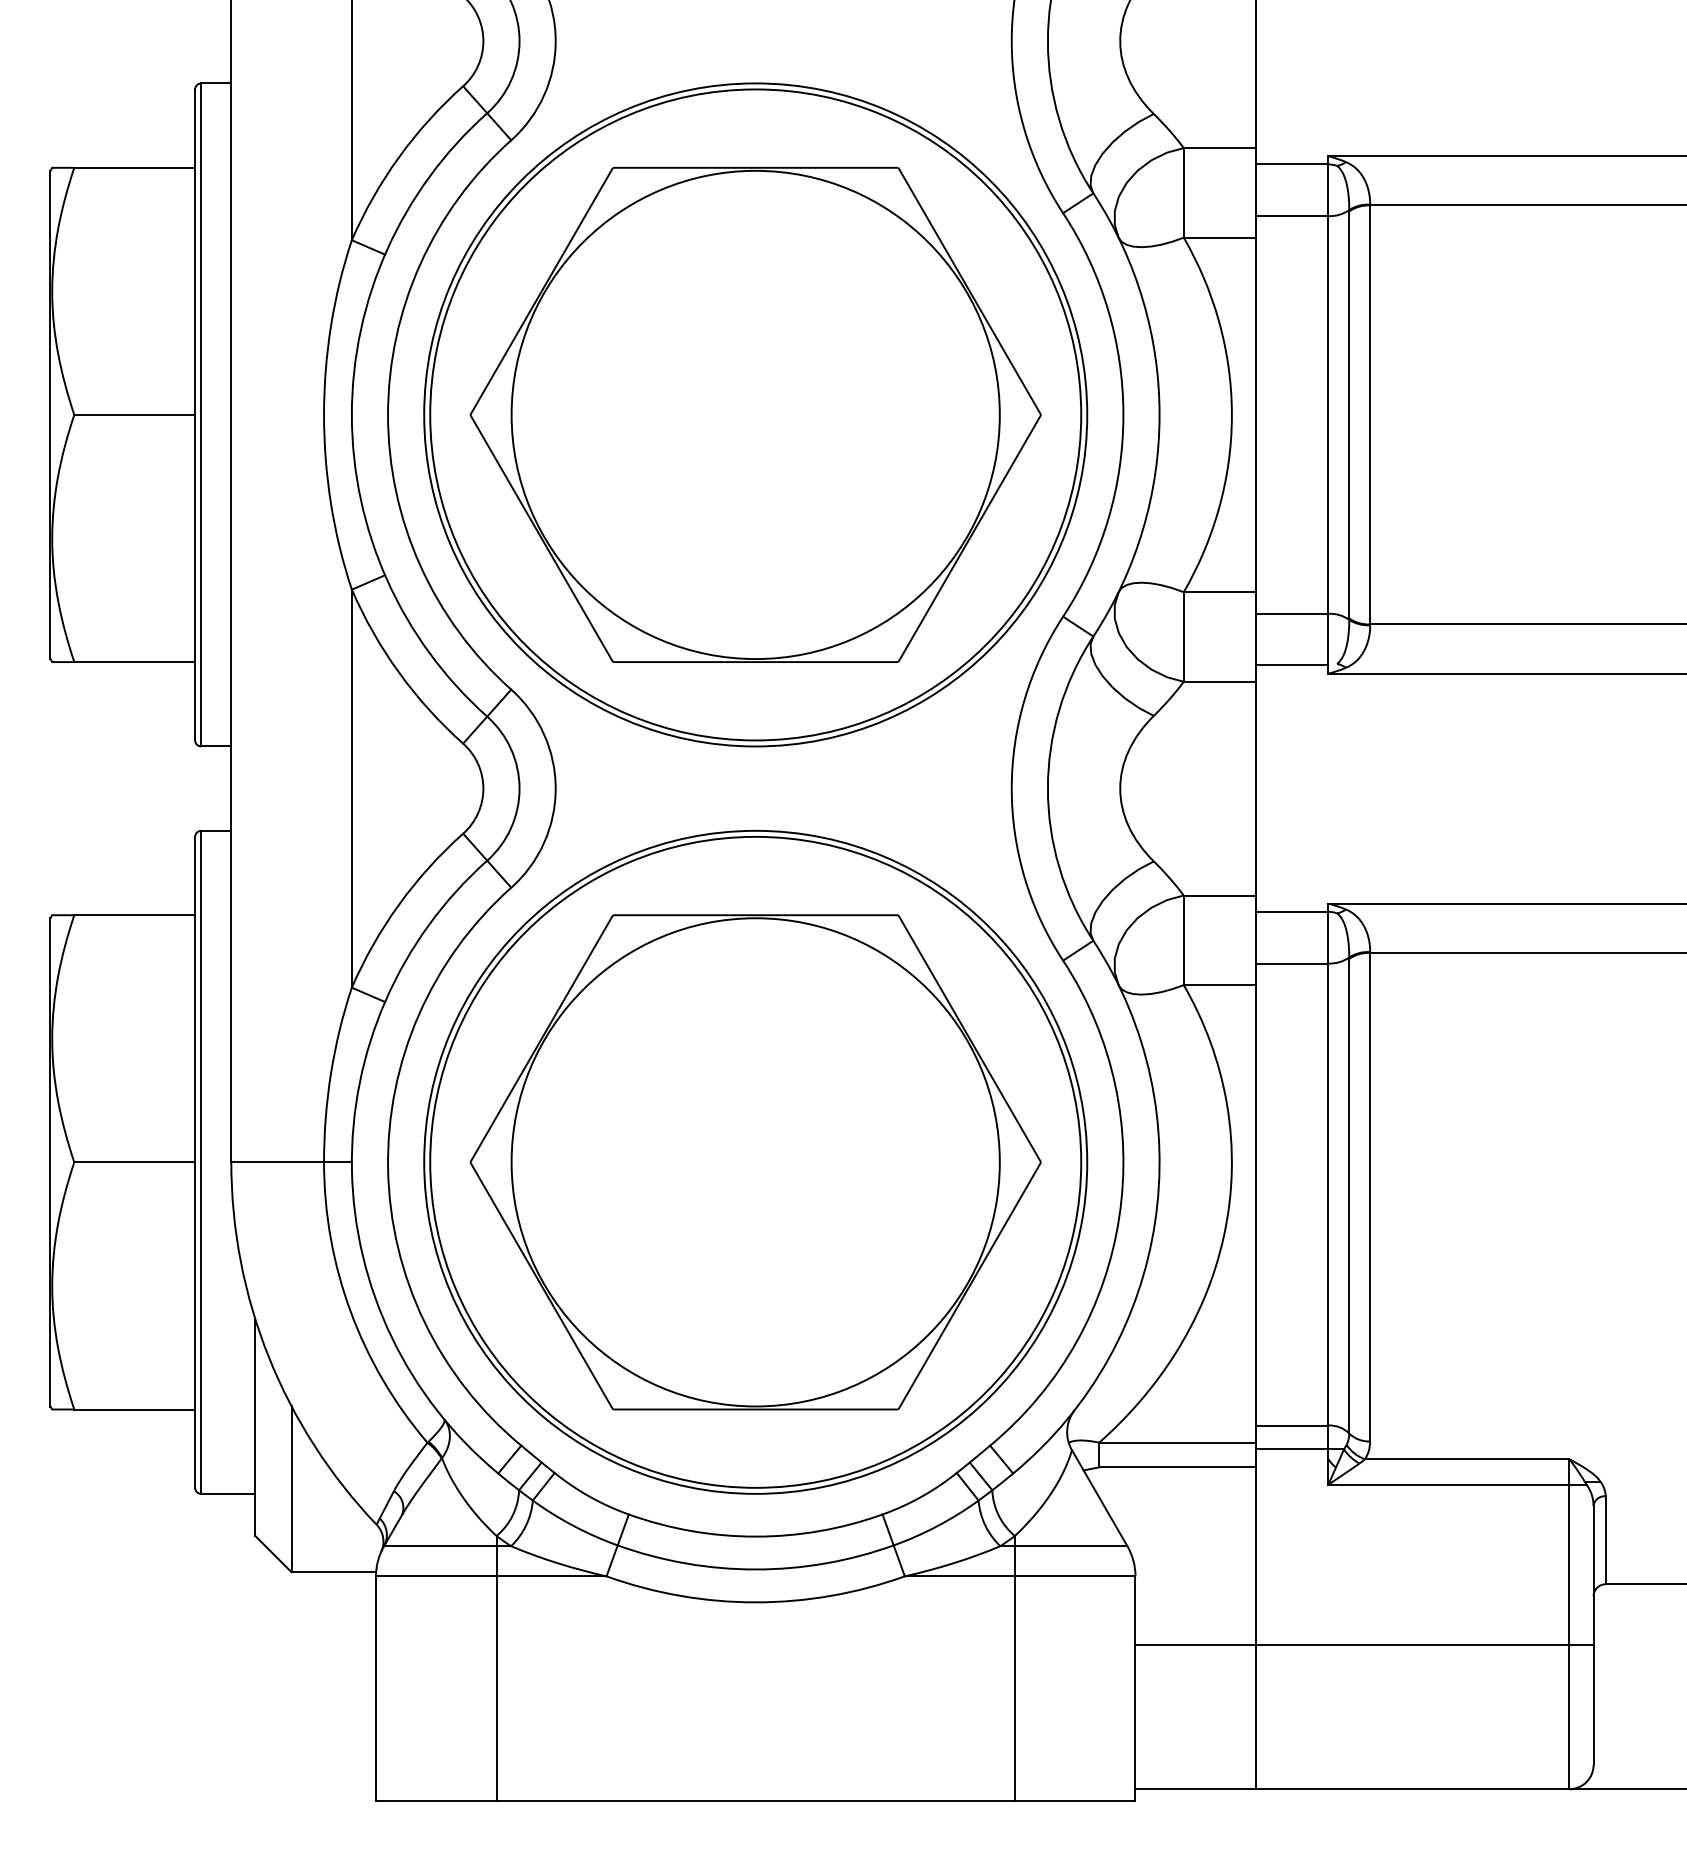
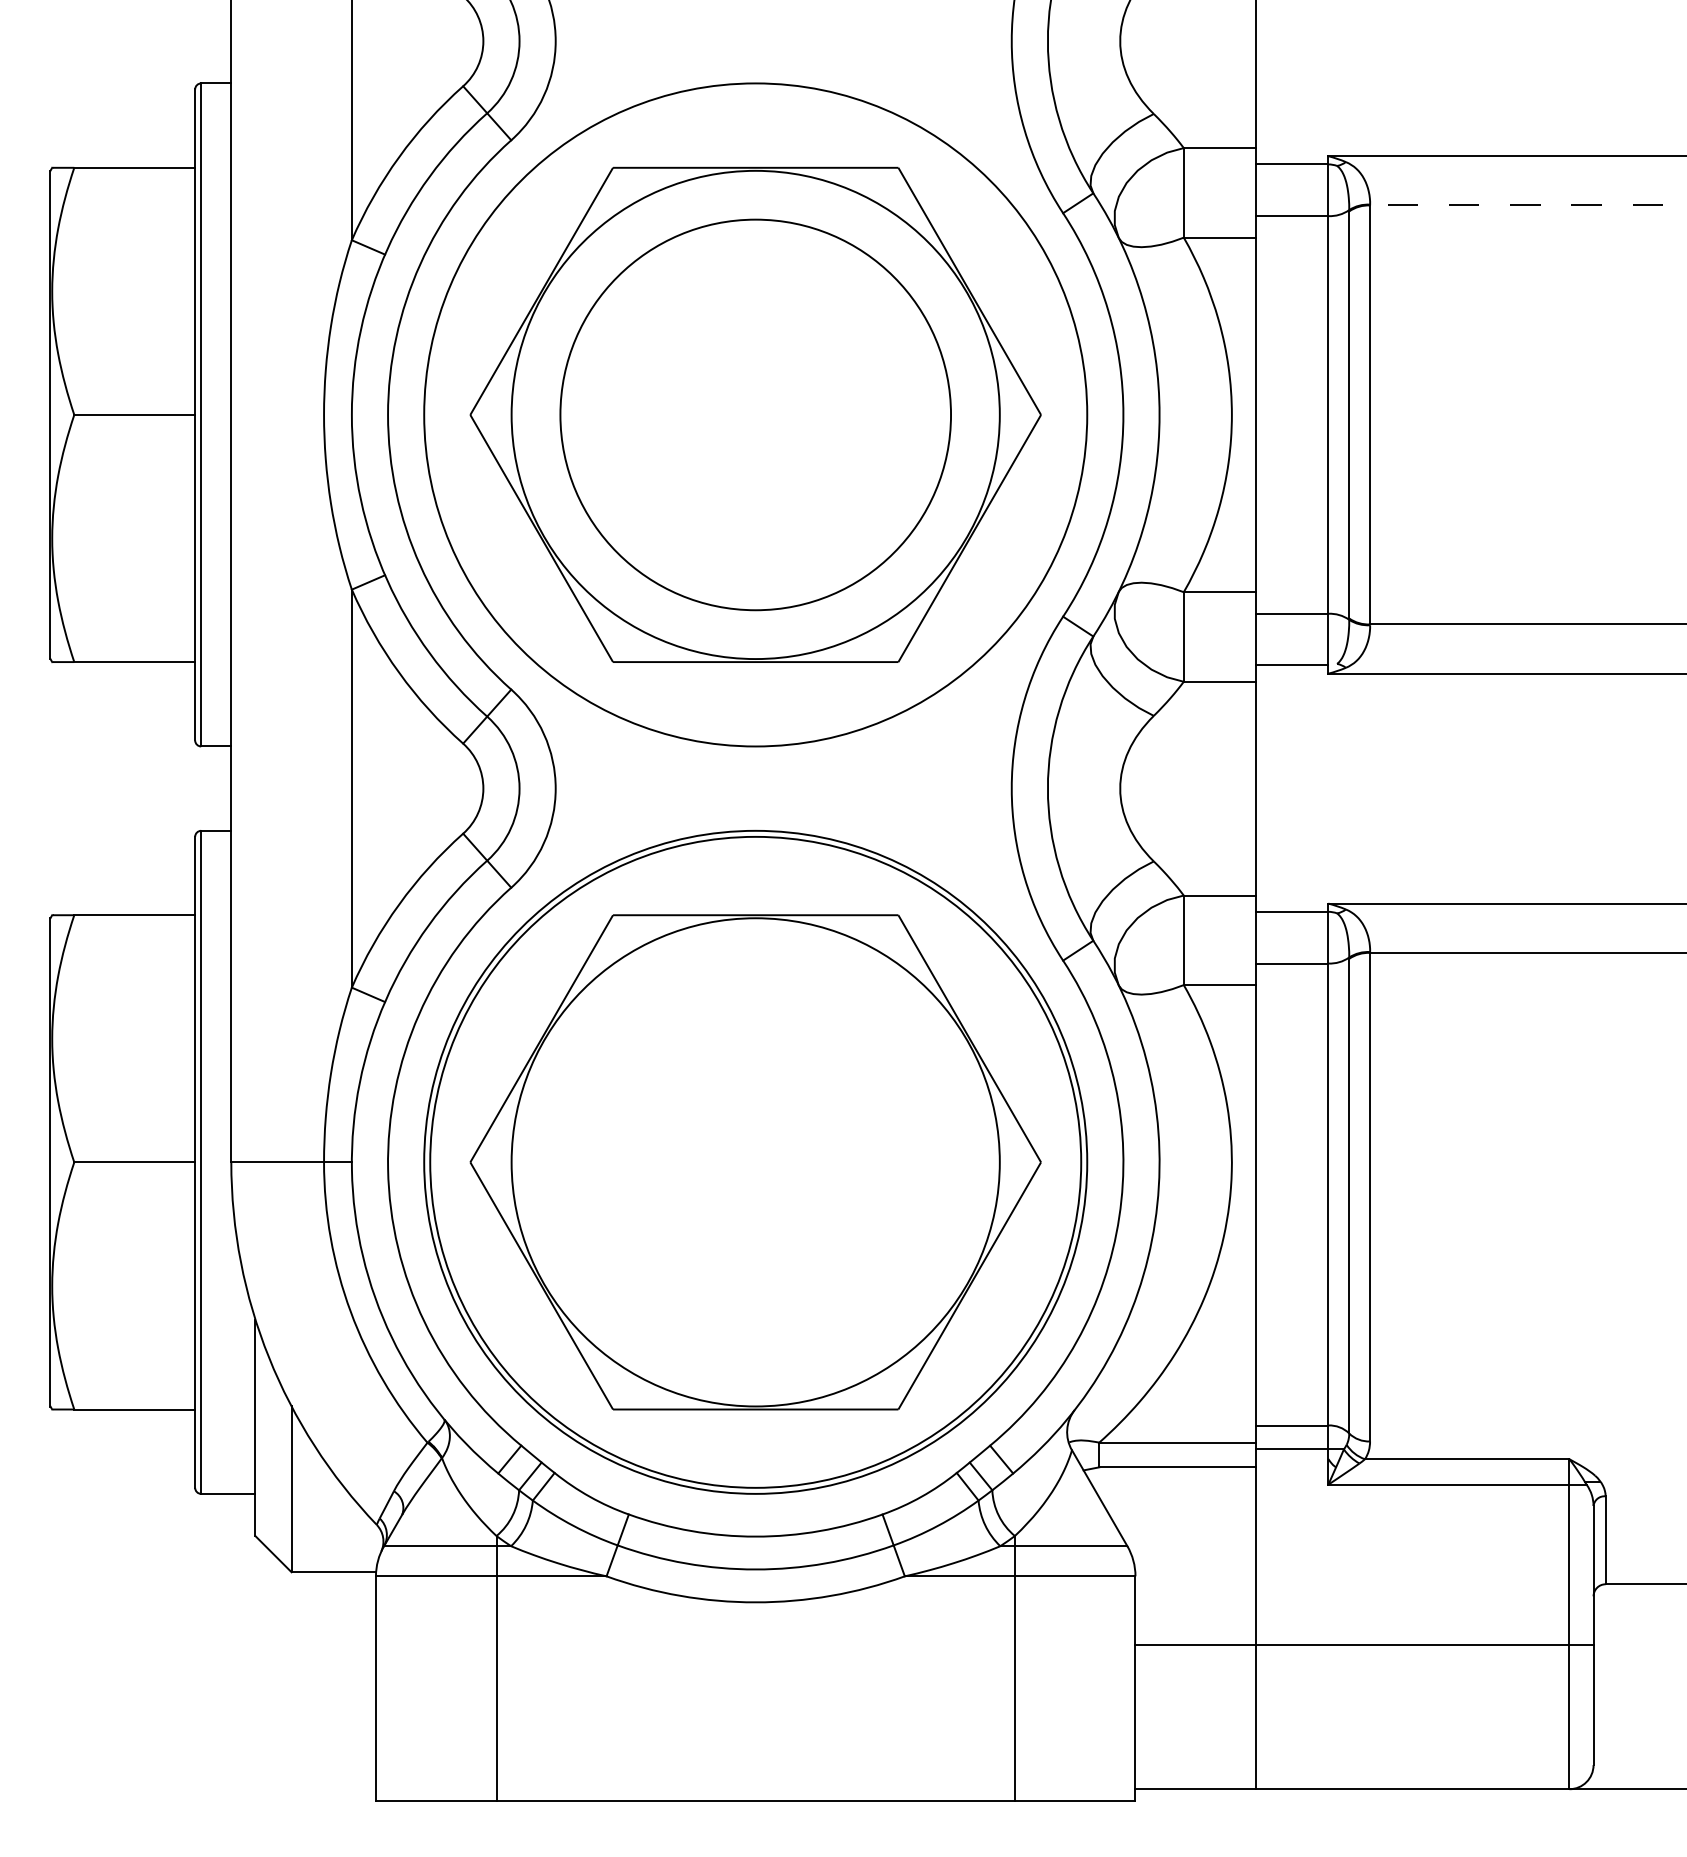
line: solid -> dashed (1527, 205)
circle diameter: 651 px -> 391 px (755, 414)
